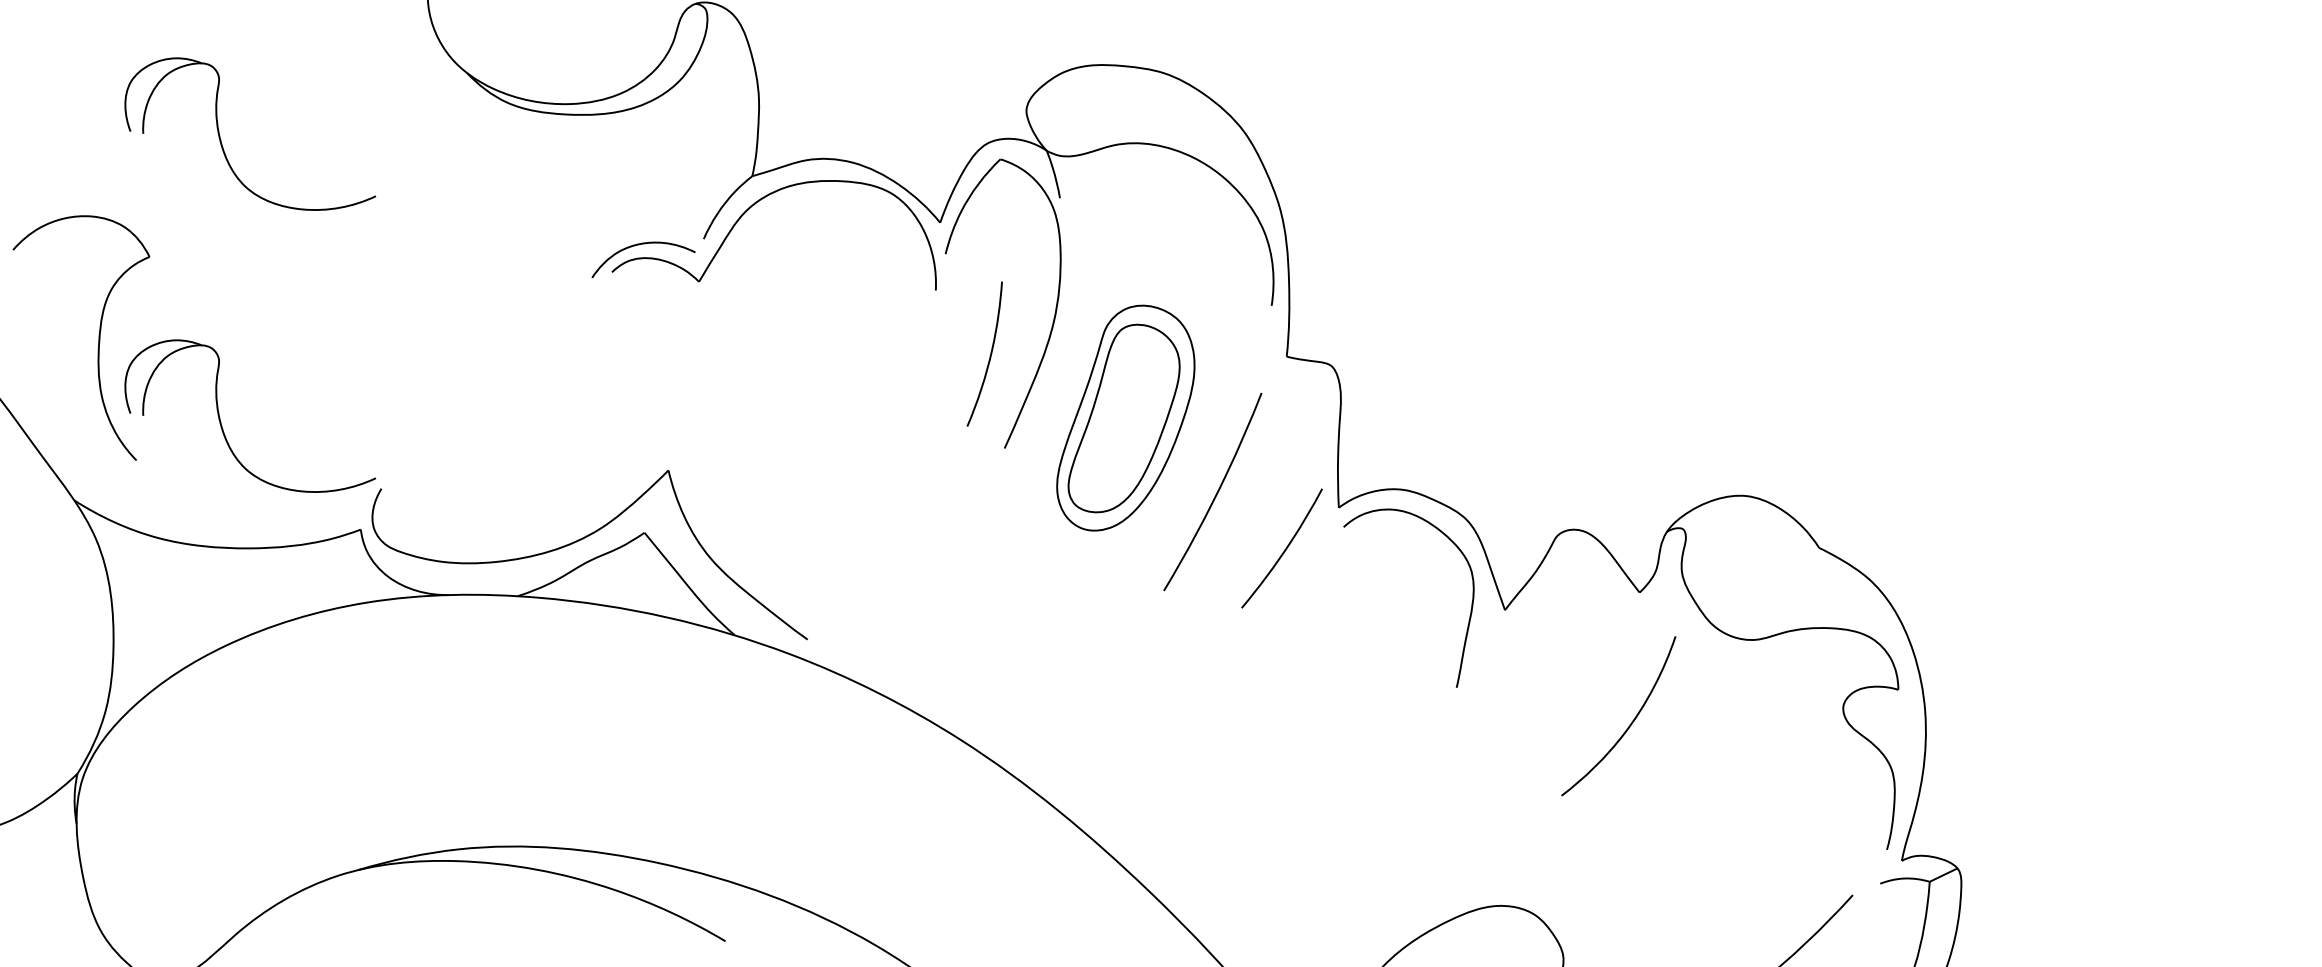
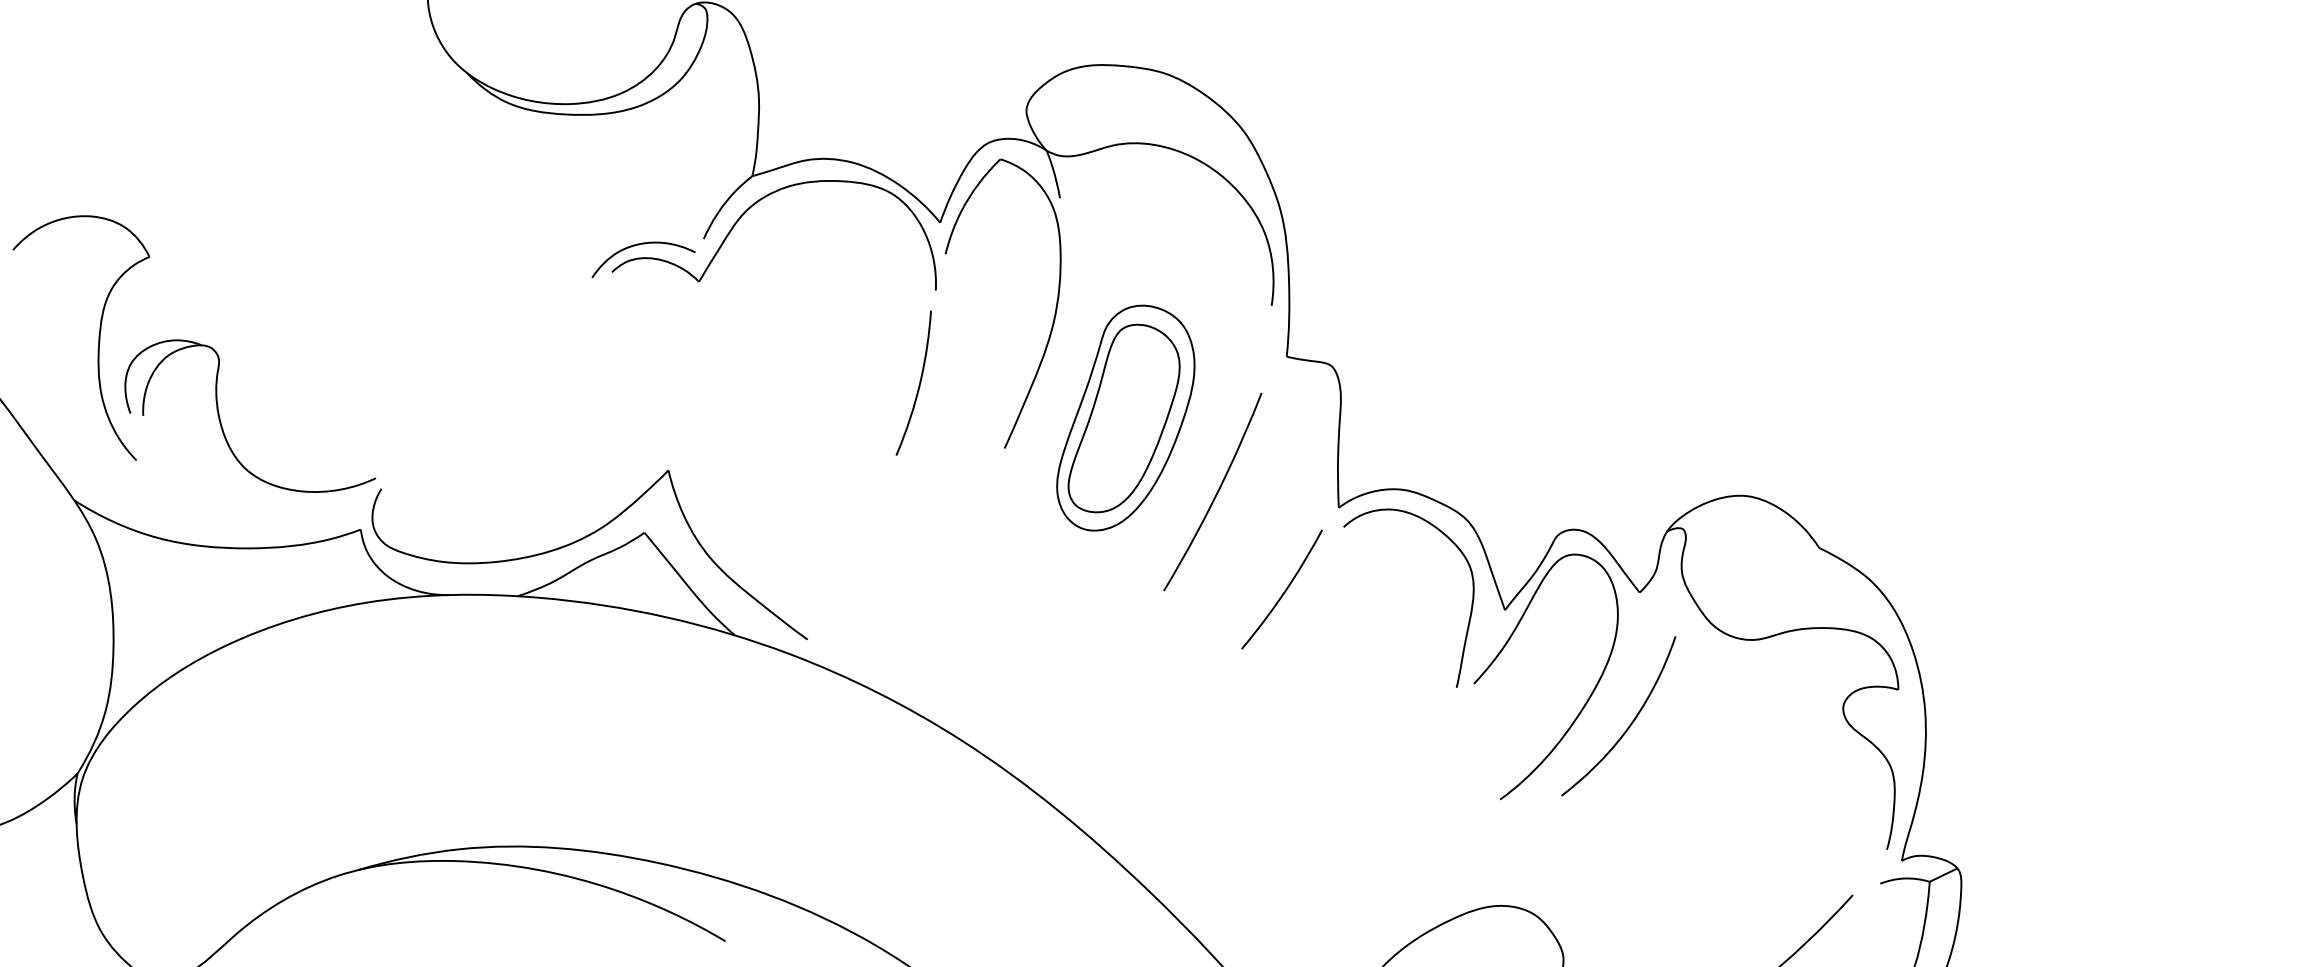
part: present -> none (221, 139)
curve position: (989, 356) -> (918, 385) (918, 385)
curve position: (1284, 549) -> (1284, 590) (1284, 590)
curve: none -> present (1585, 702)
